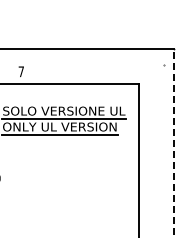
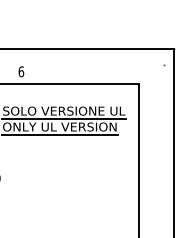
text: 7 -> 6 (21, 71)
line: dashed -> solid (174, 142)
